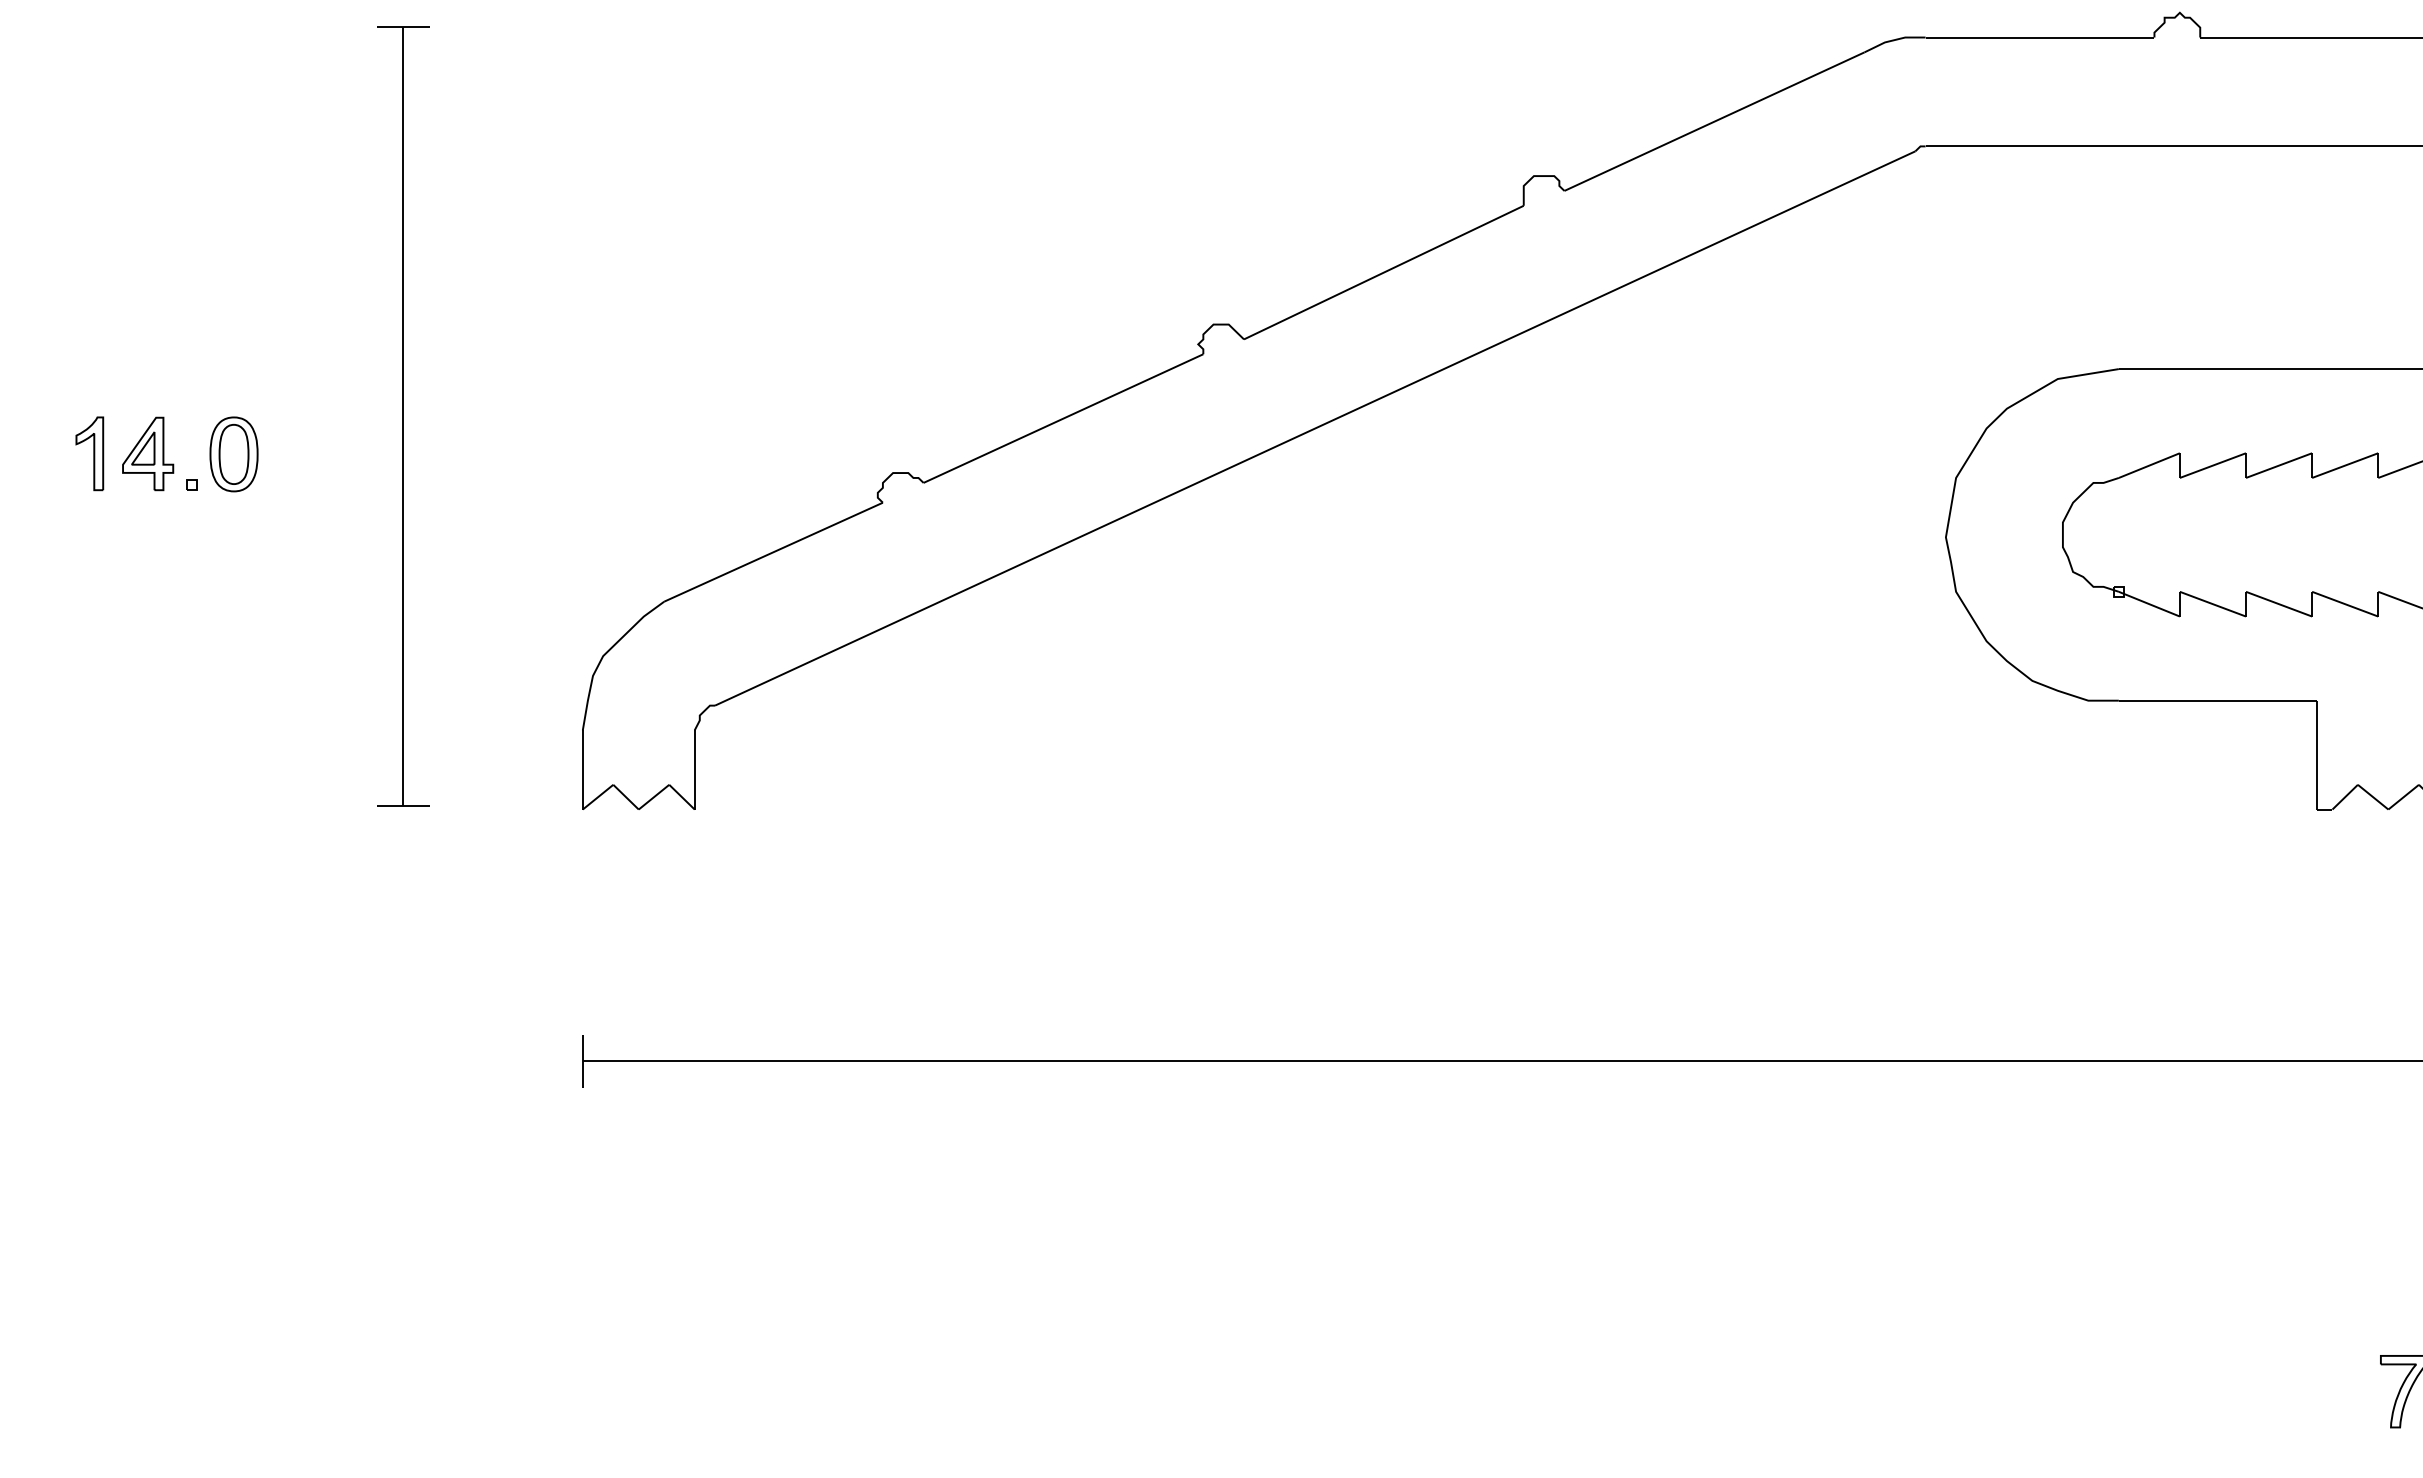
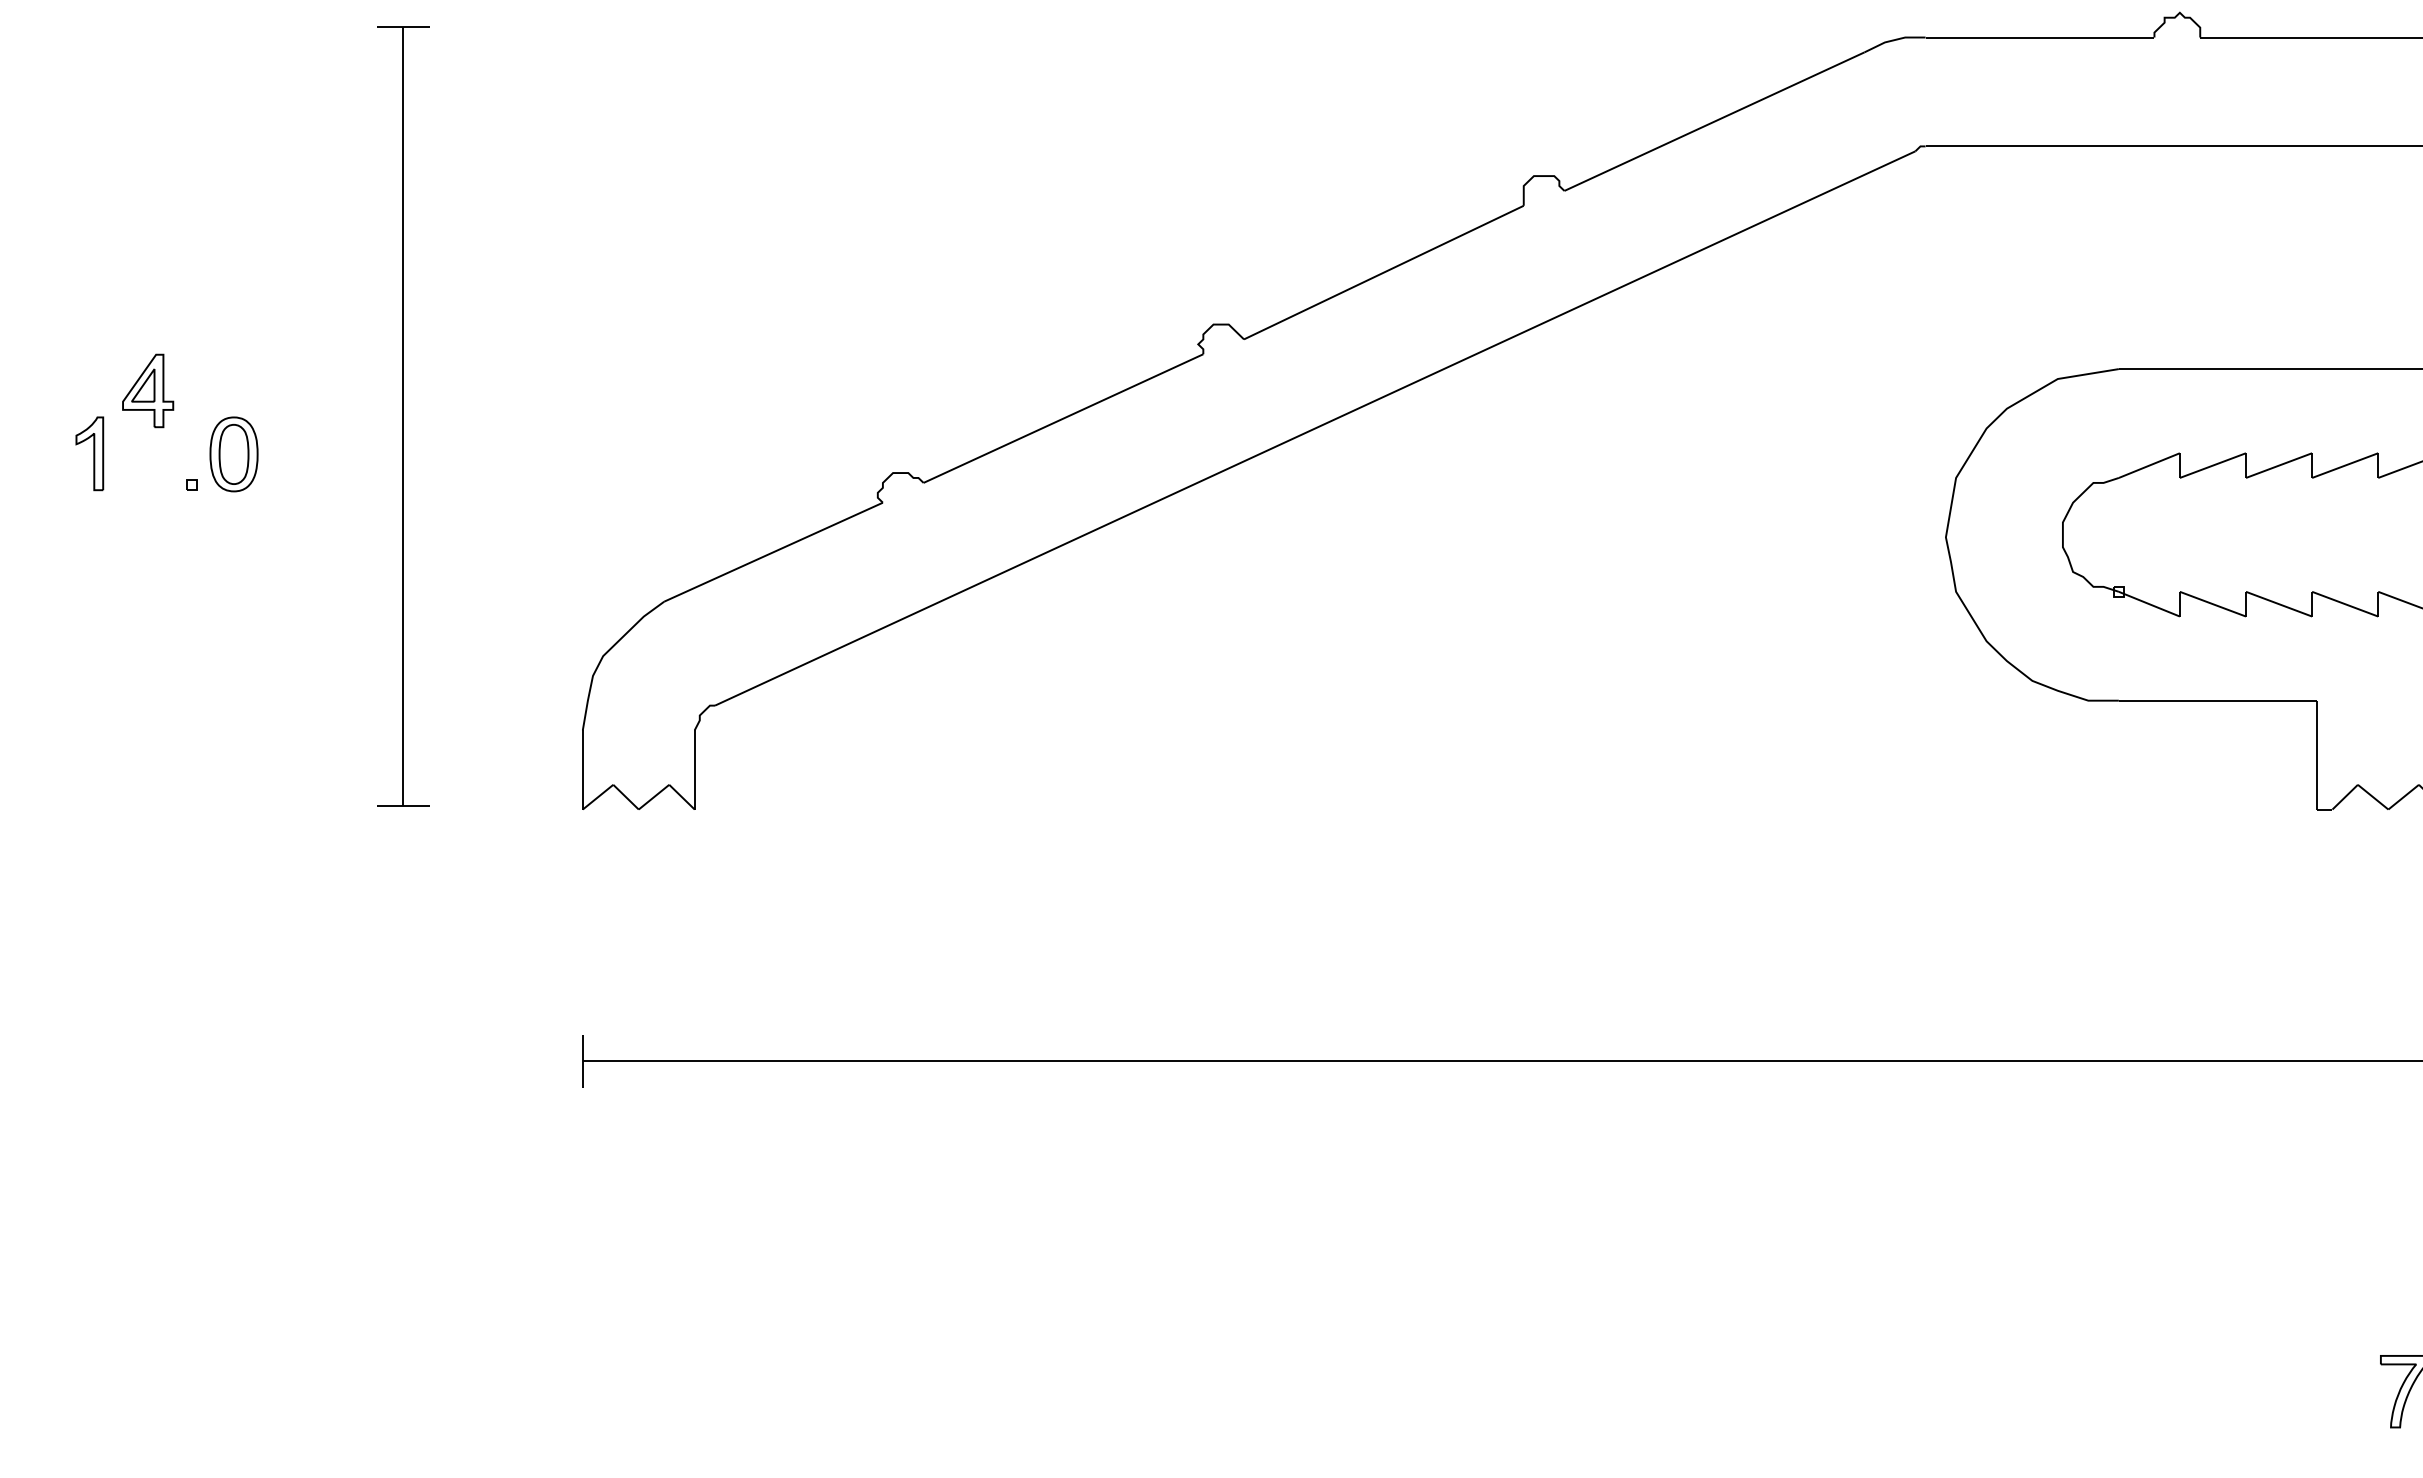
part position: (148, 453) -> (148, 390) (148, 390)
